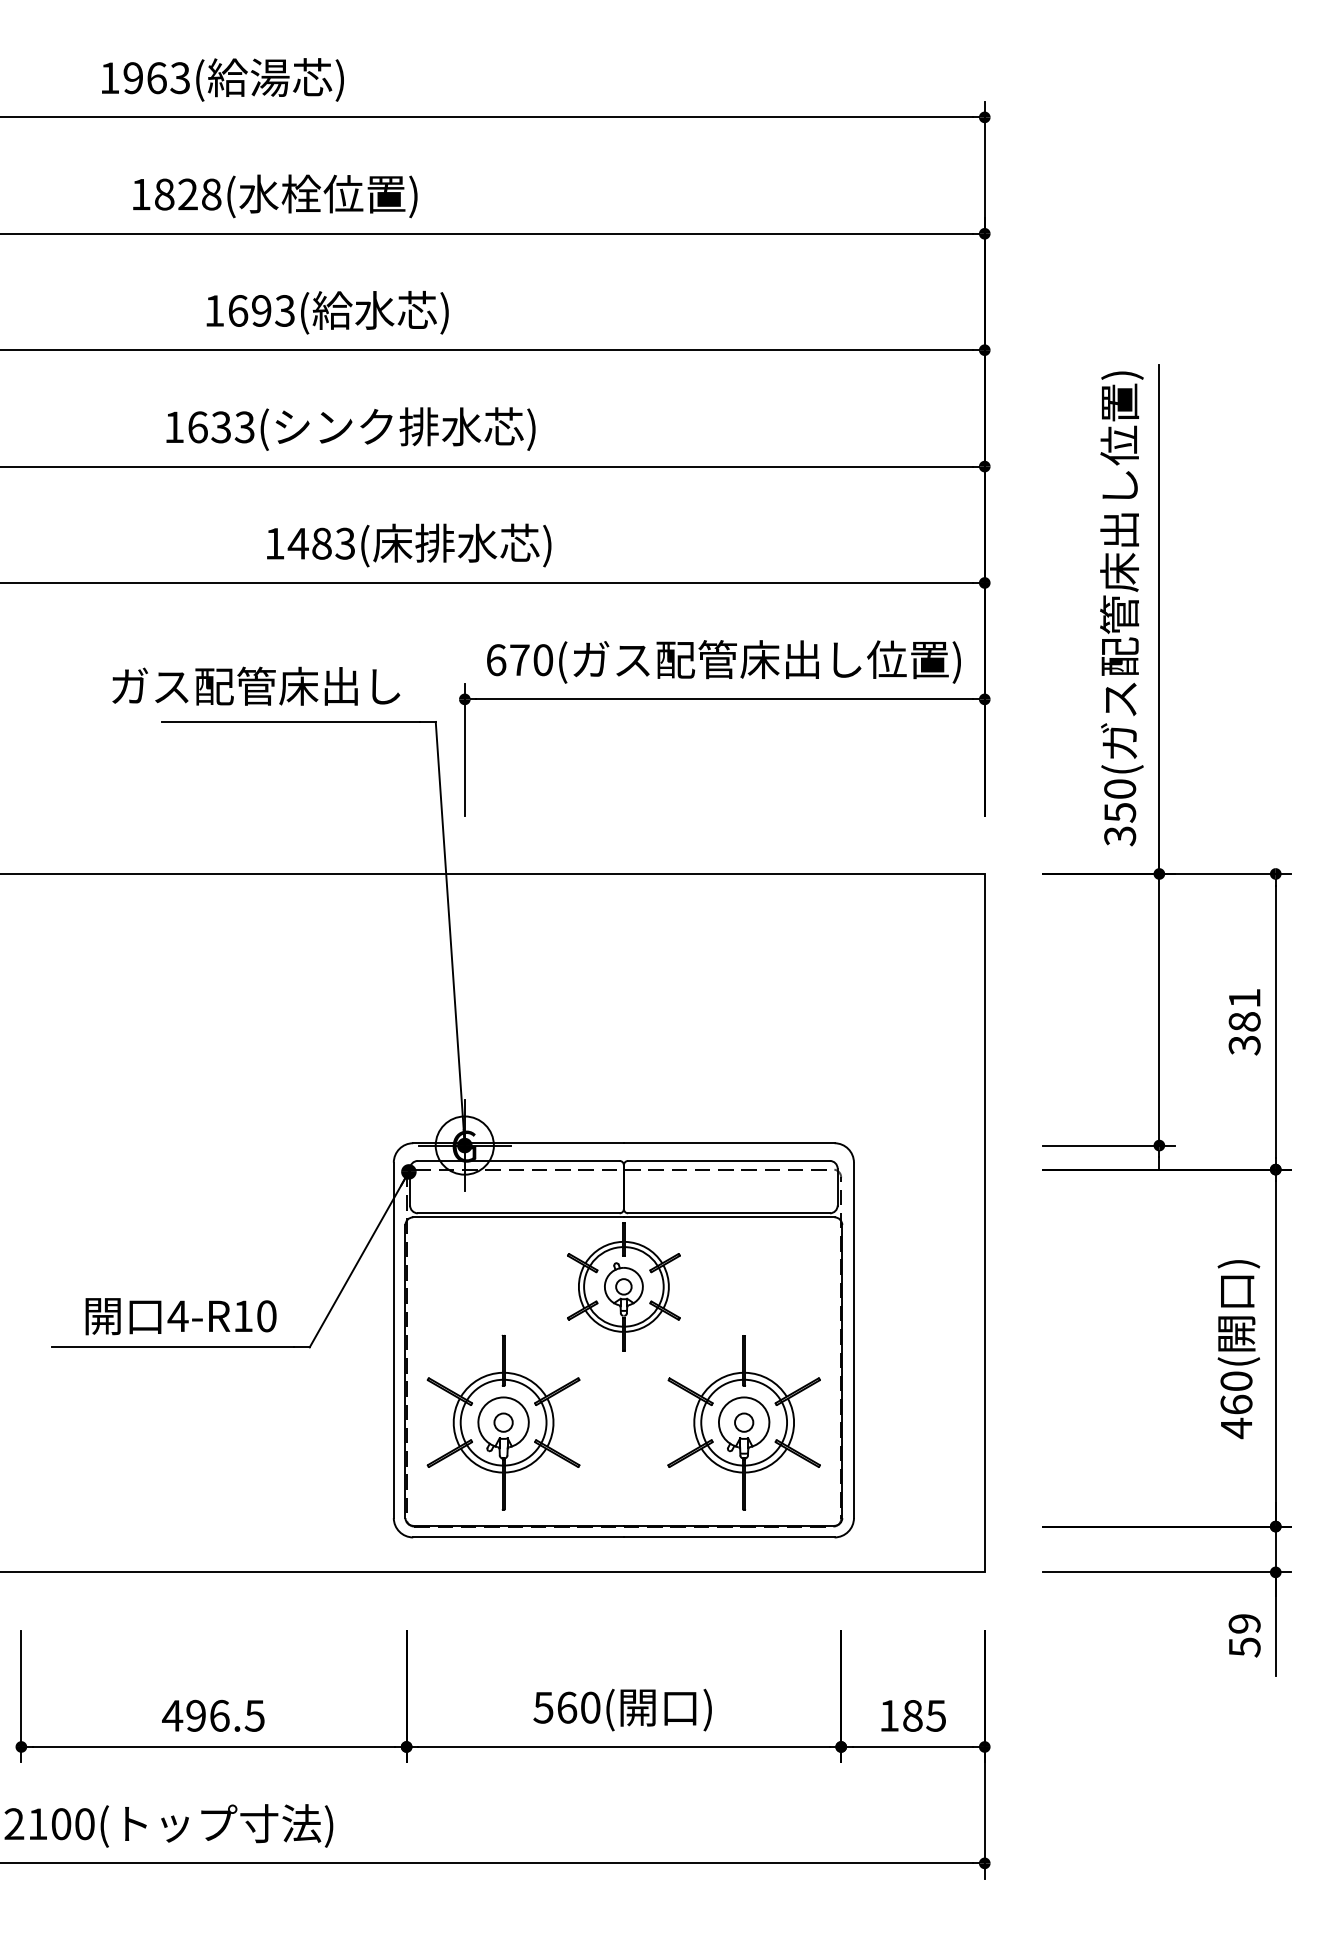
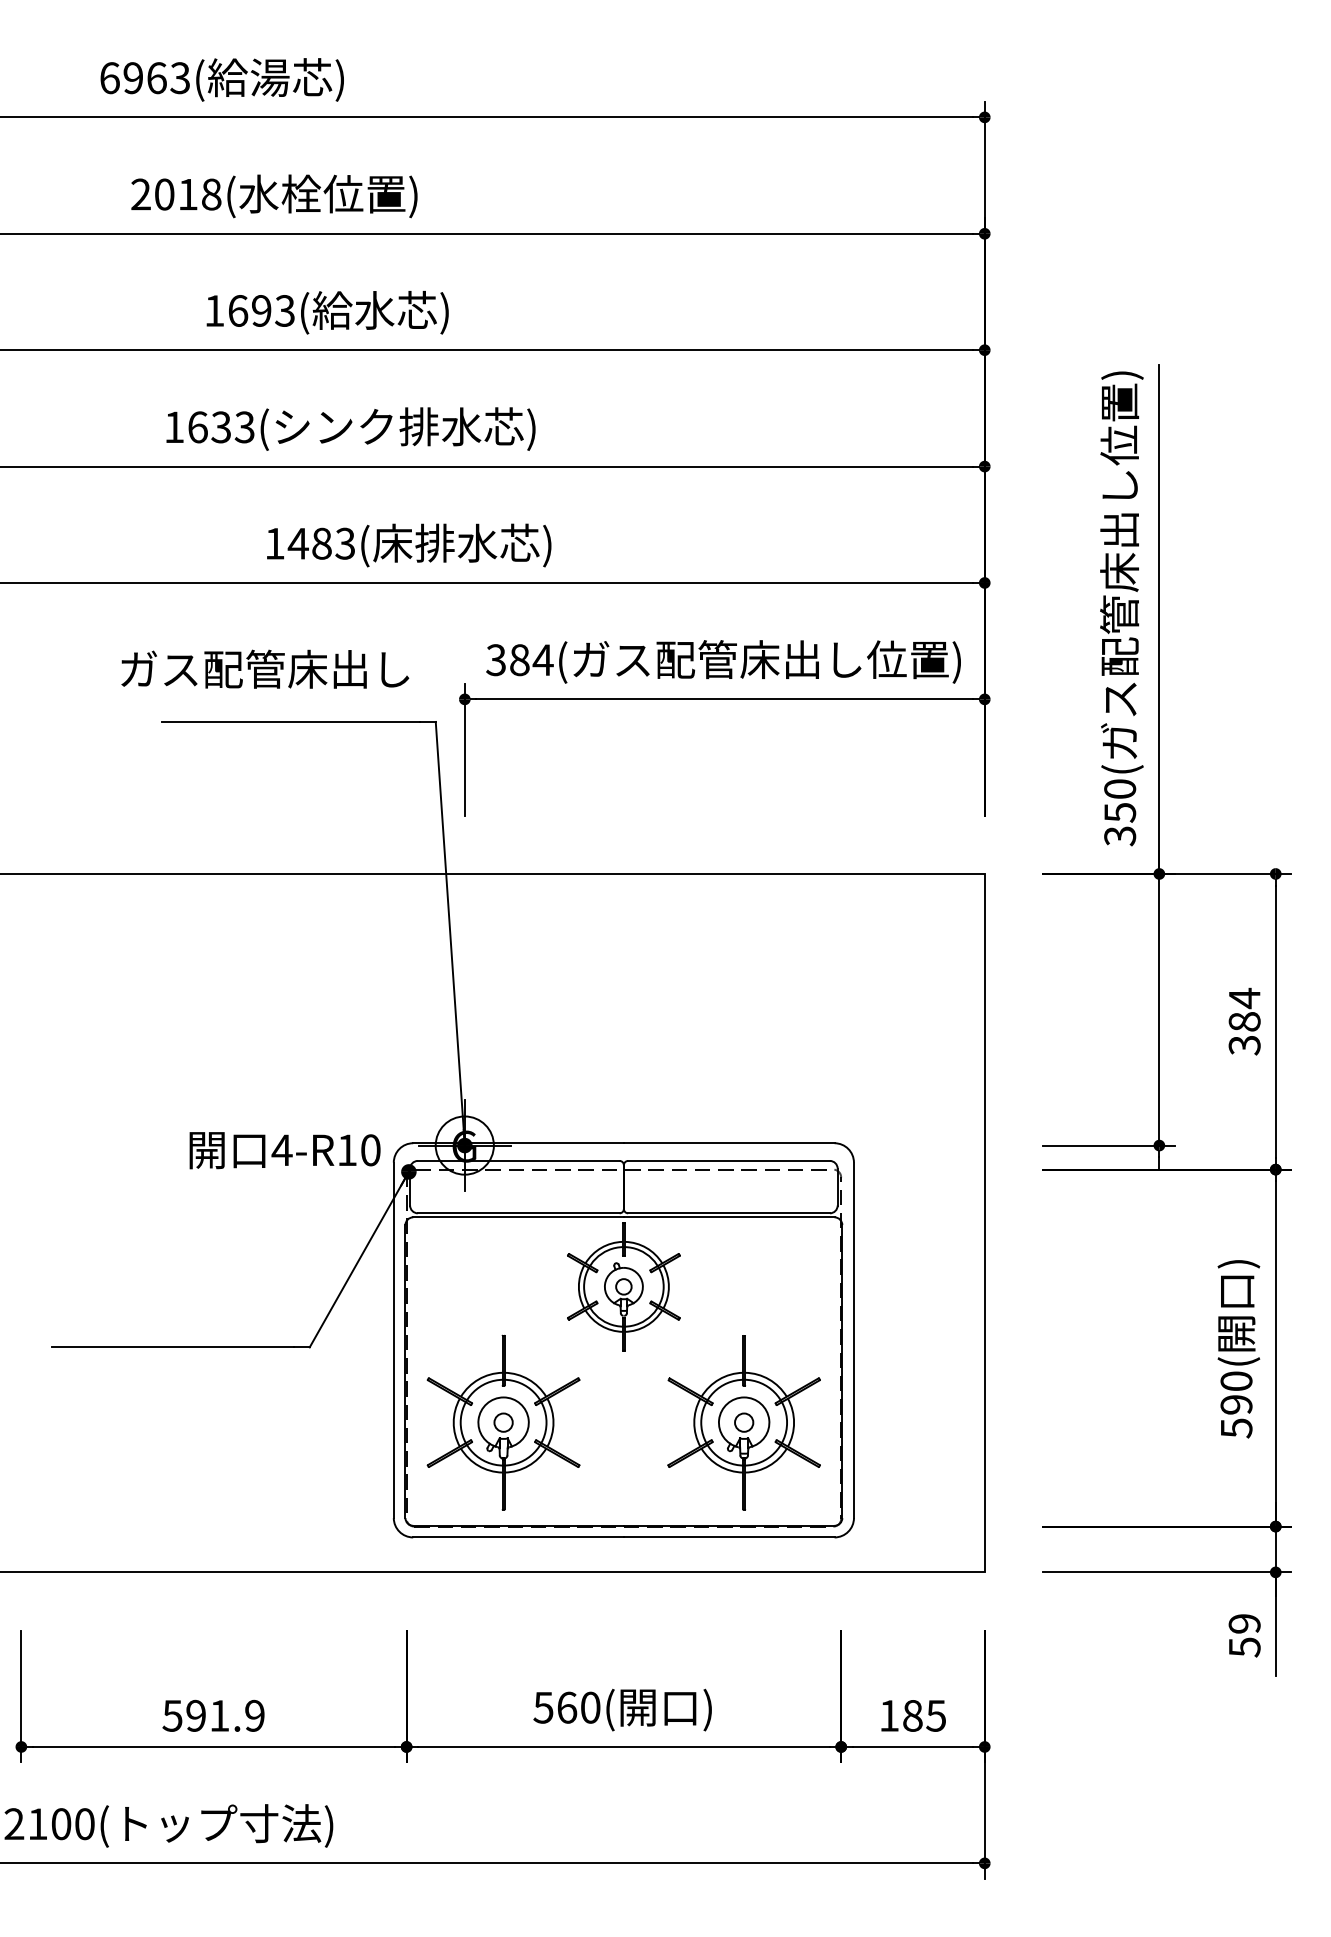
text: 1963 -> 6963 (109, 78)
text: 1828( -> 2018( (164, 194)
text: 670 -> 384 (519, 660)
text position: (256, 685) -> (265, 668) (265, 668)
text: 381 -> 384 (1244, 998)
text position: (180, 1316) -> (284, 1150) (284, 1150)
text: 460( -> 590( (1236, 1416)
text: 496.5 -> 591.9 (213, 1715)
